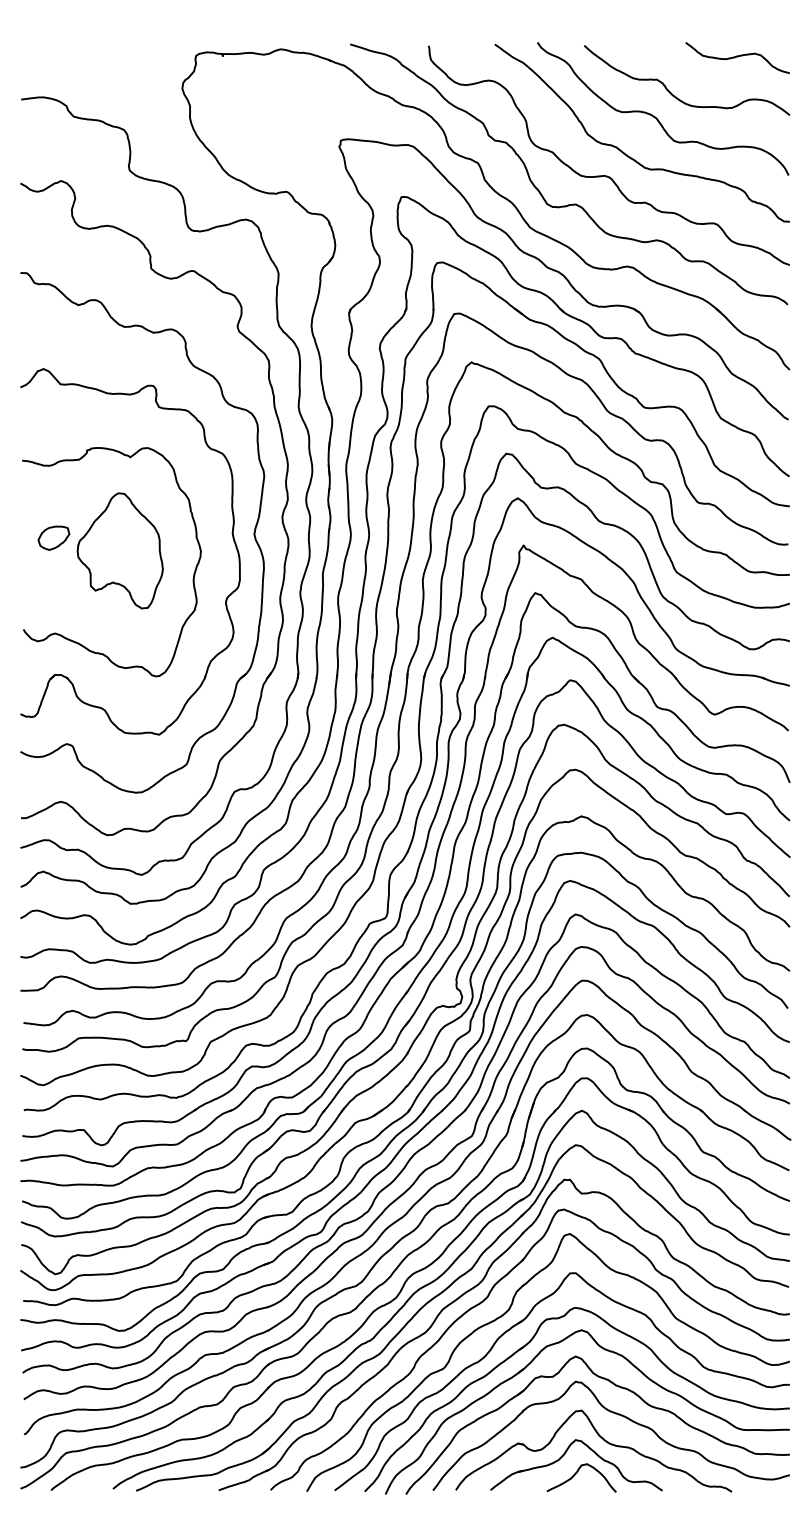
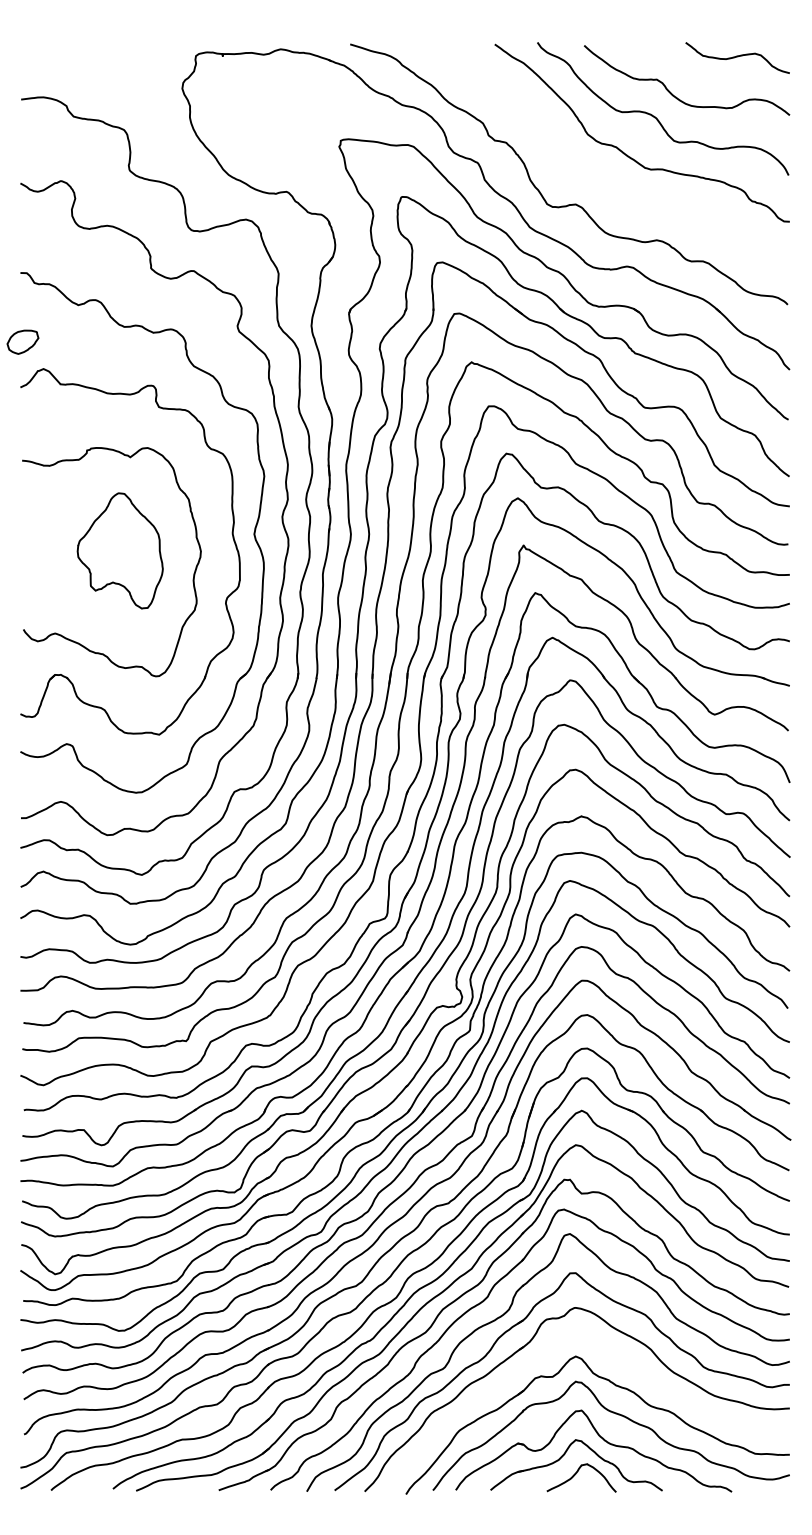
curve: present -> none (607, 175)
part position: (53, 537) -> (22, 341) (22, 341)
part: present -> none (607, 1351)
